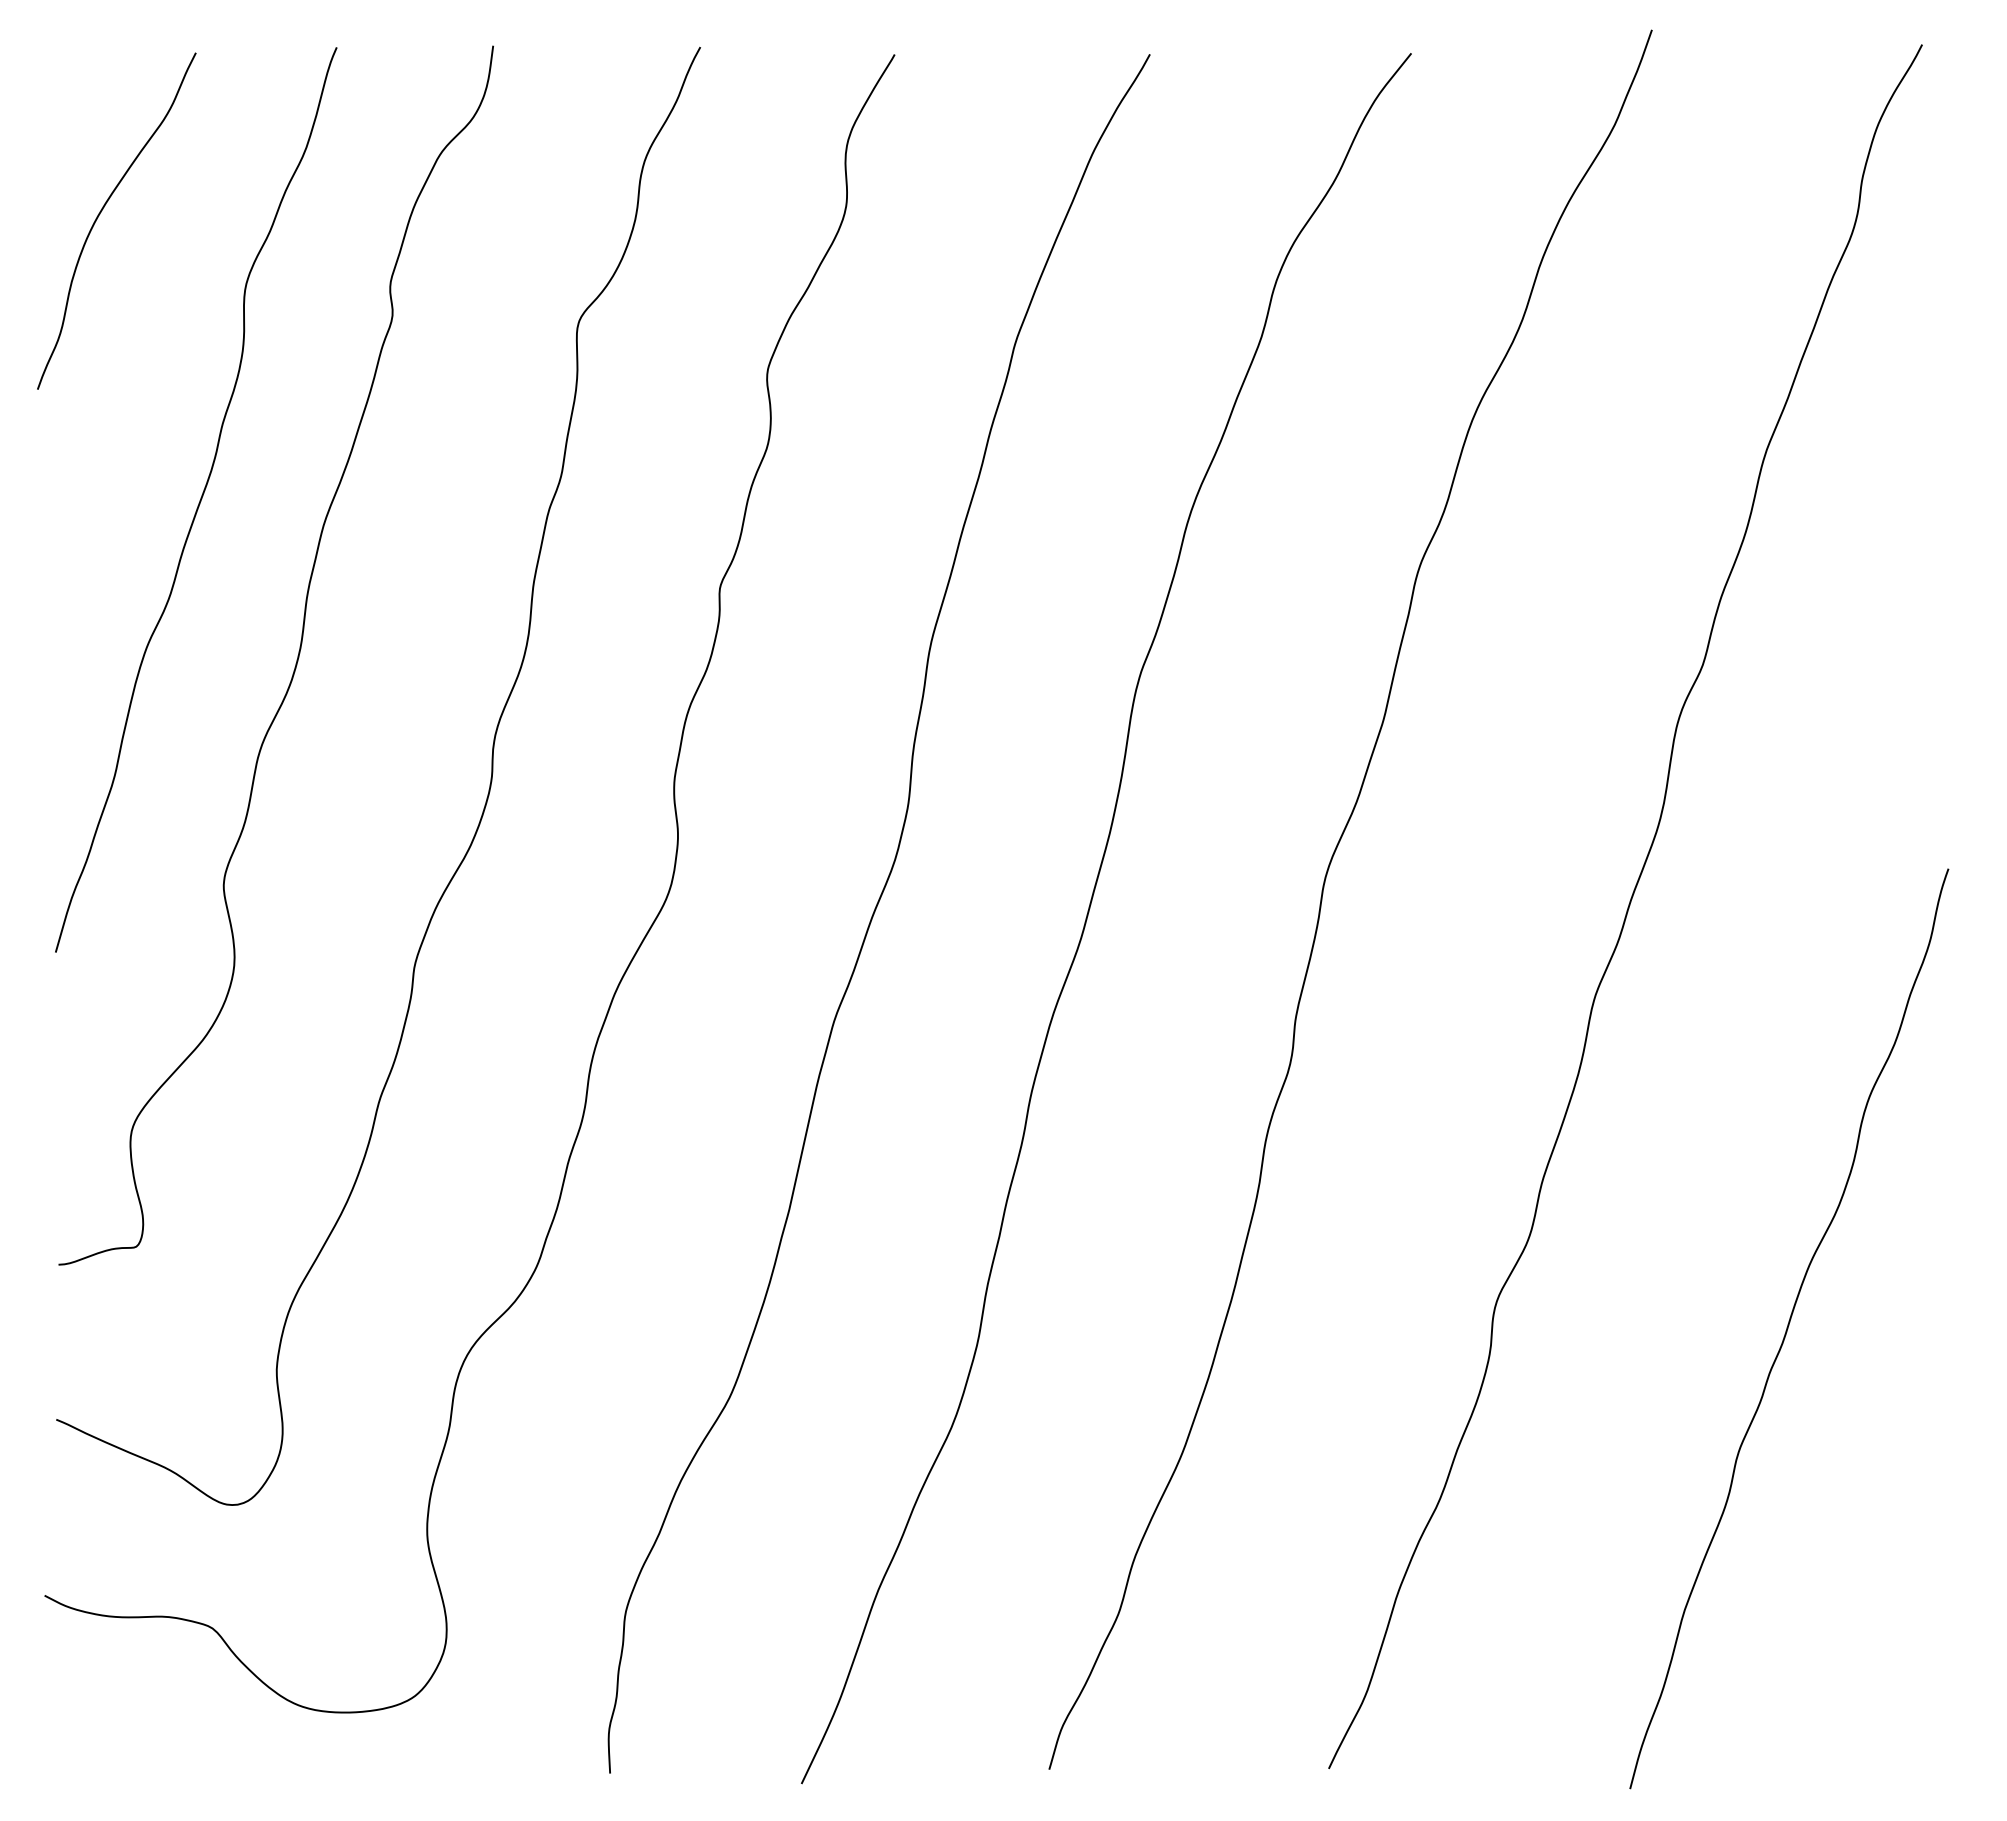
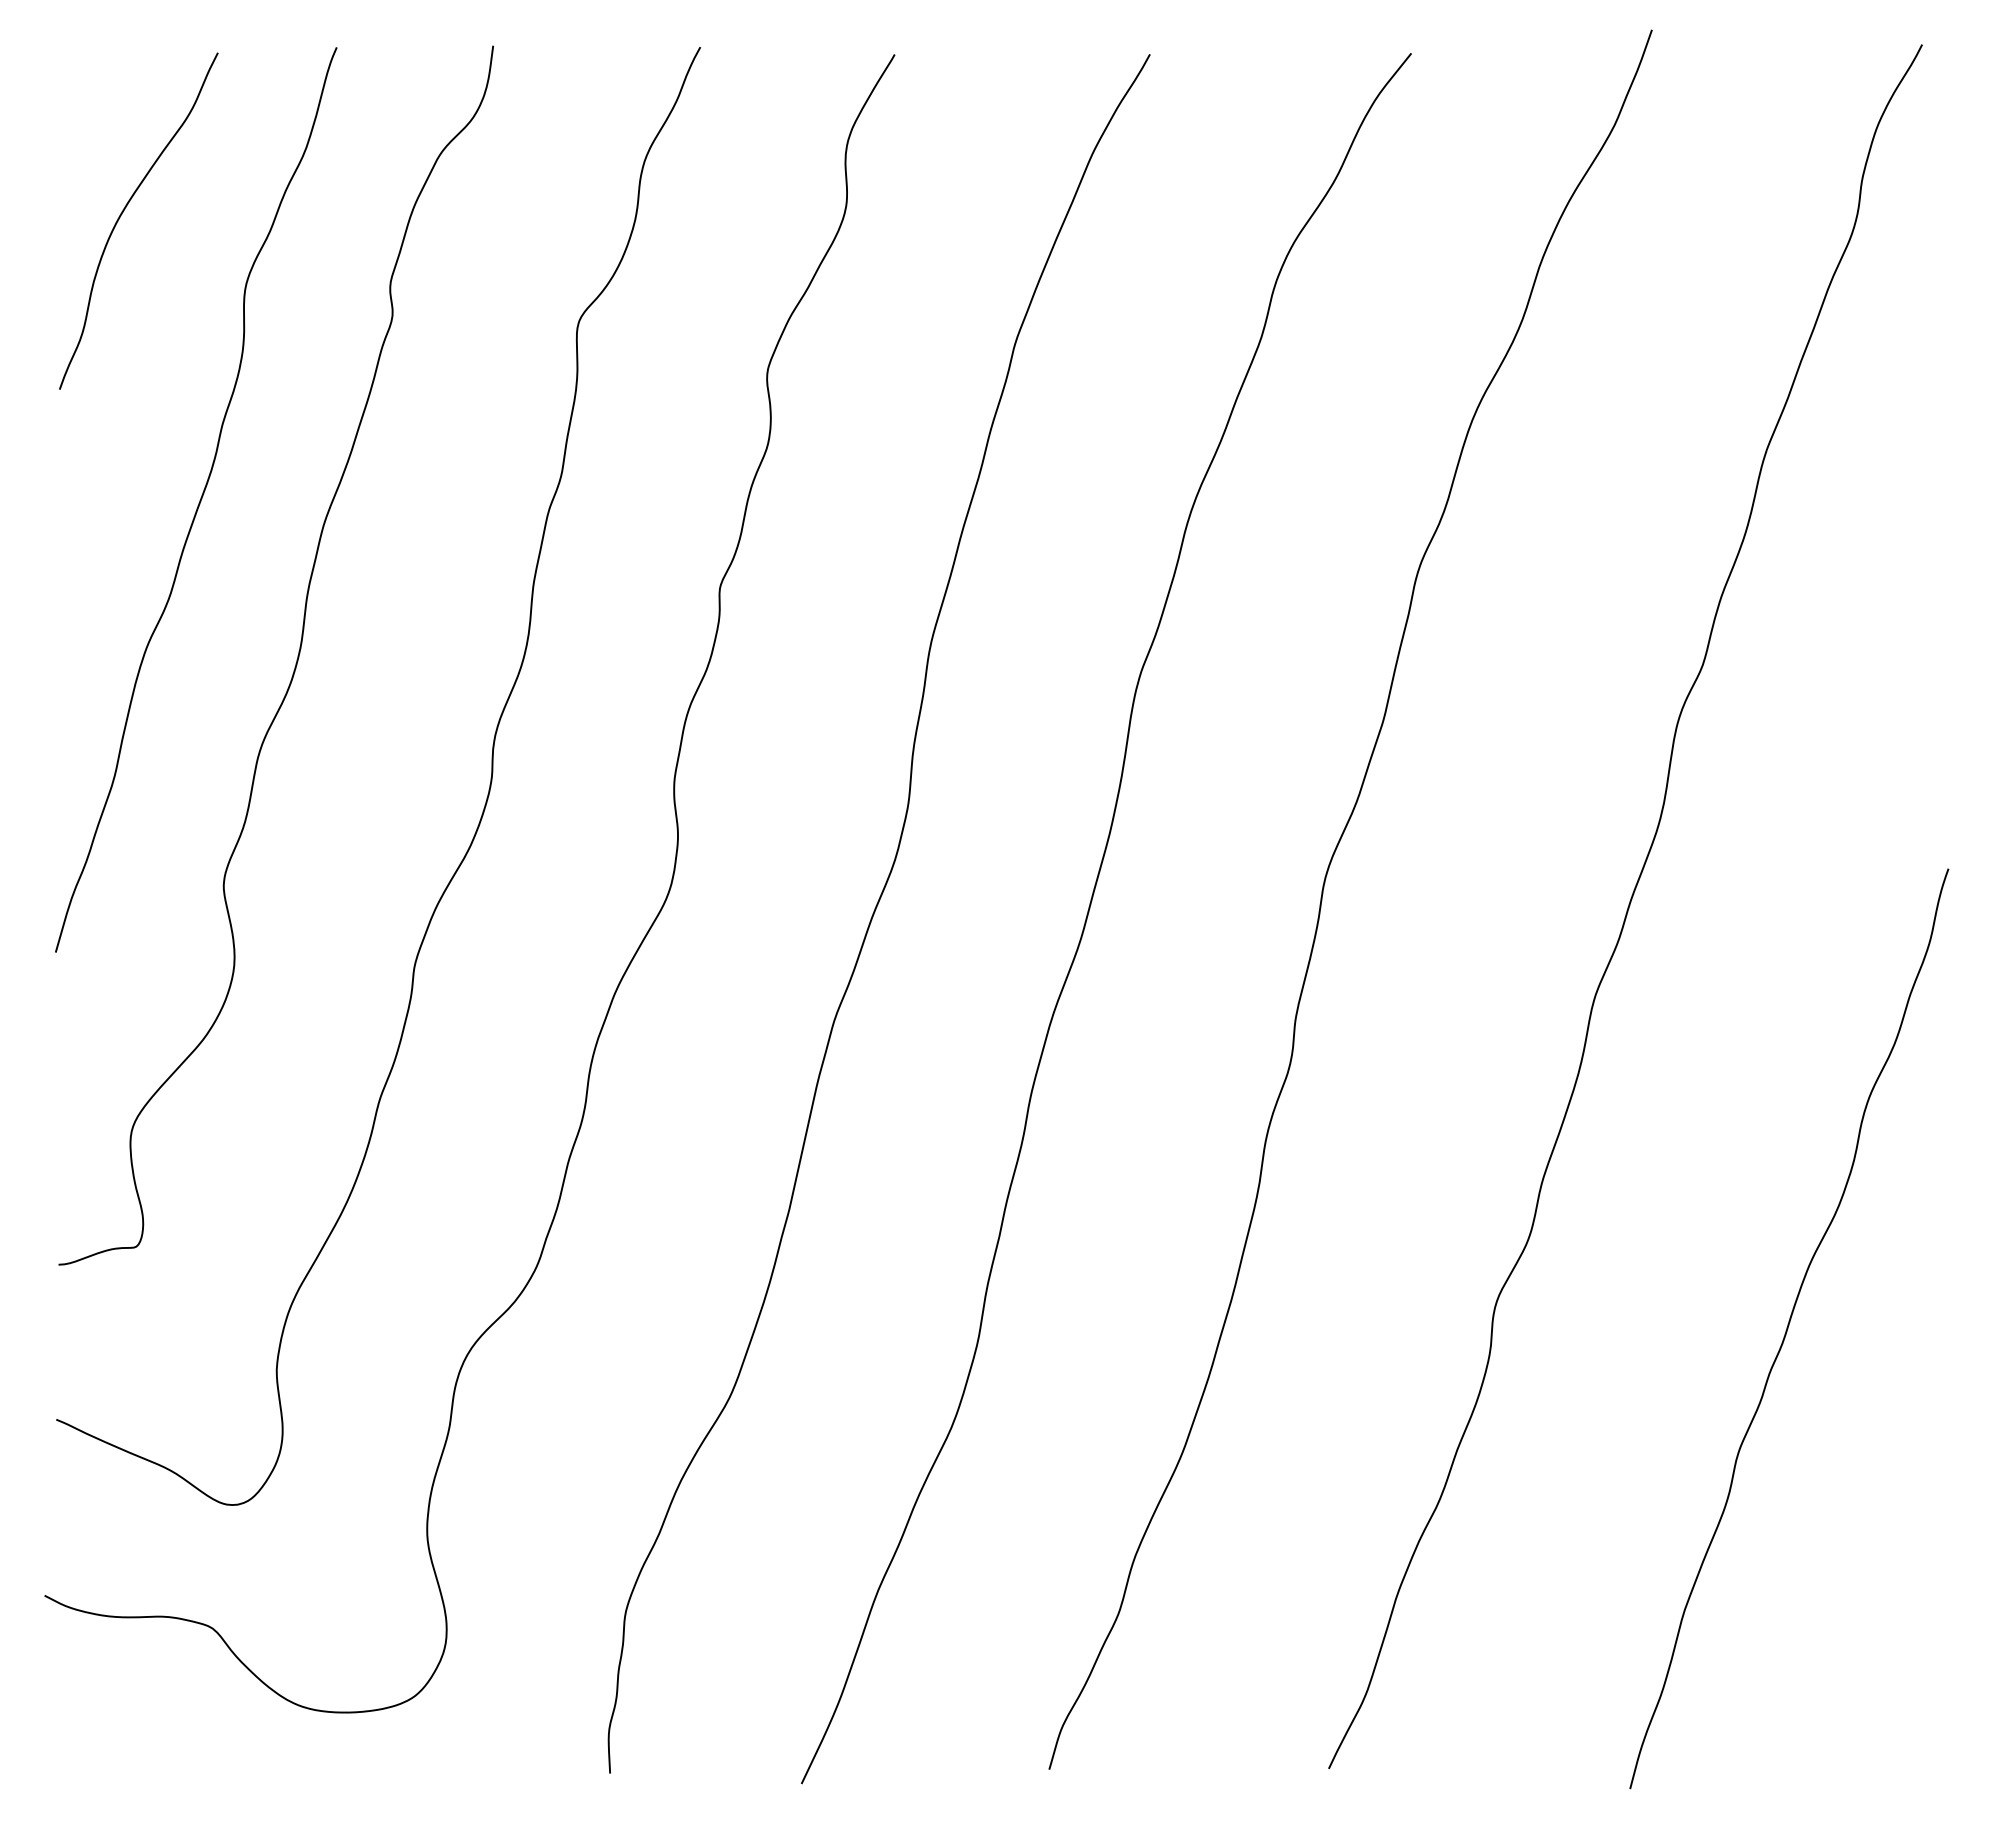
curve position: (101, 212) -> (123, 212) (123, 212)
